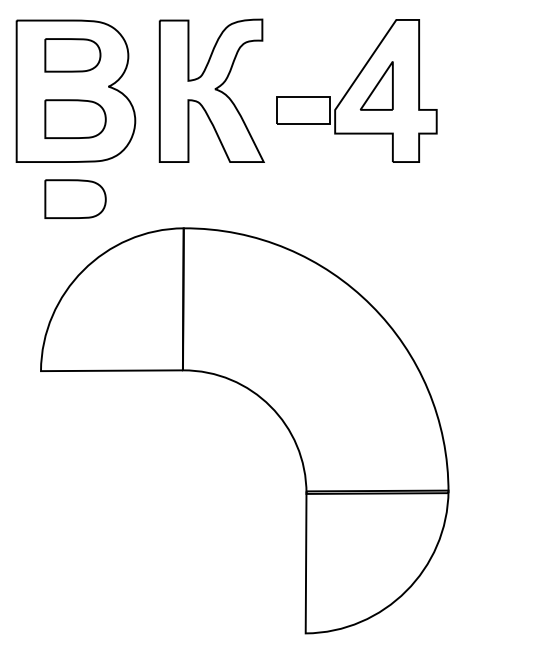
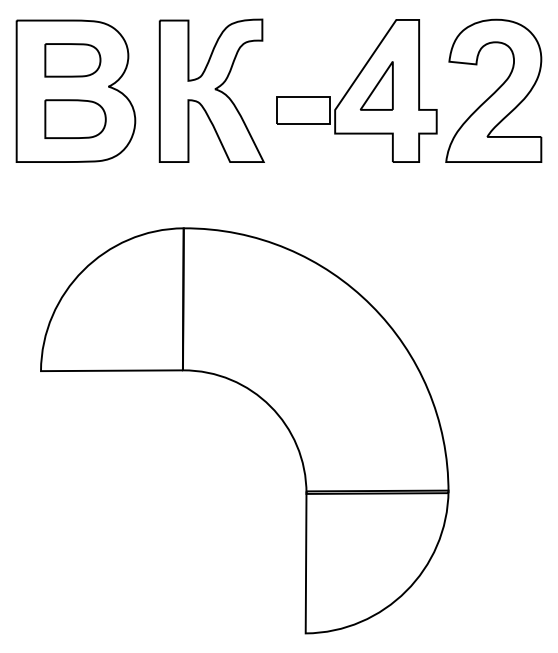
part position: (72, 55) -> (72, 60) (72, 60)
part: none -> present (493, 90)
part: present -> none (75, 198)
